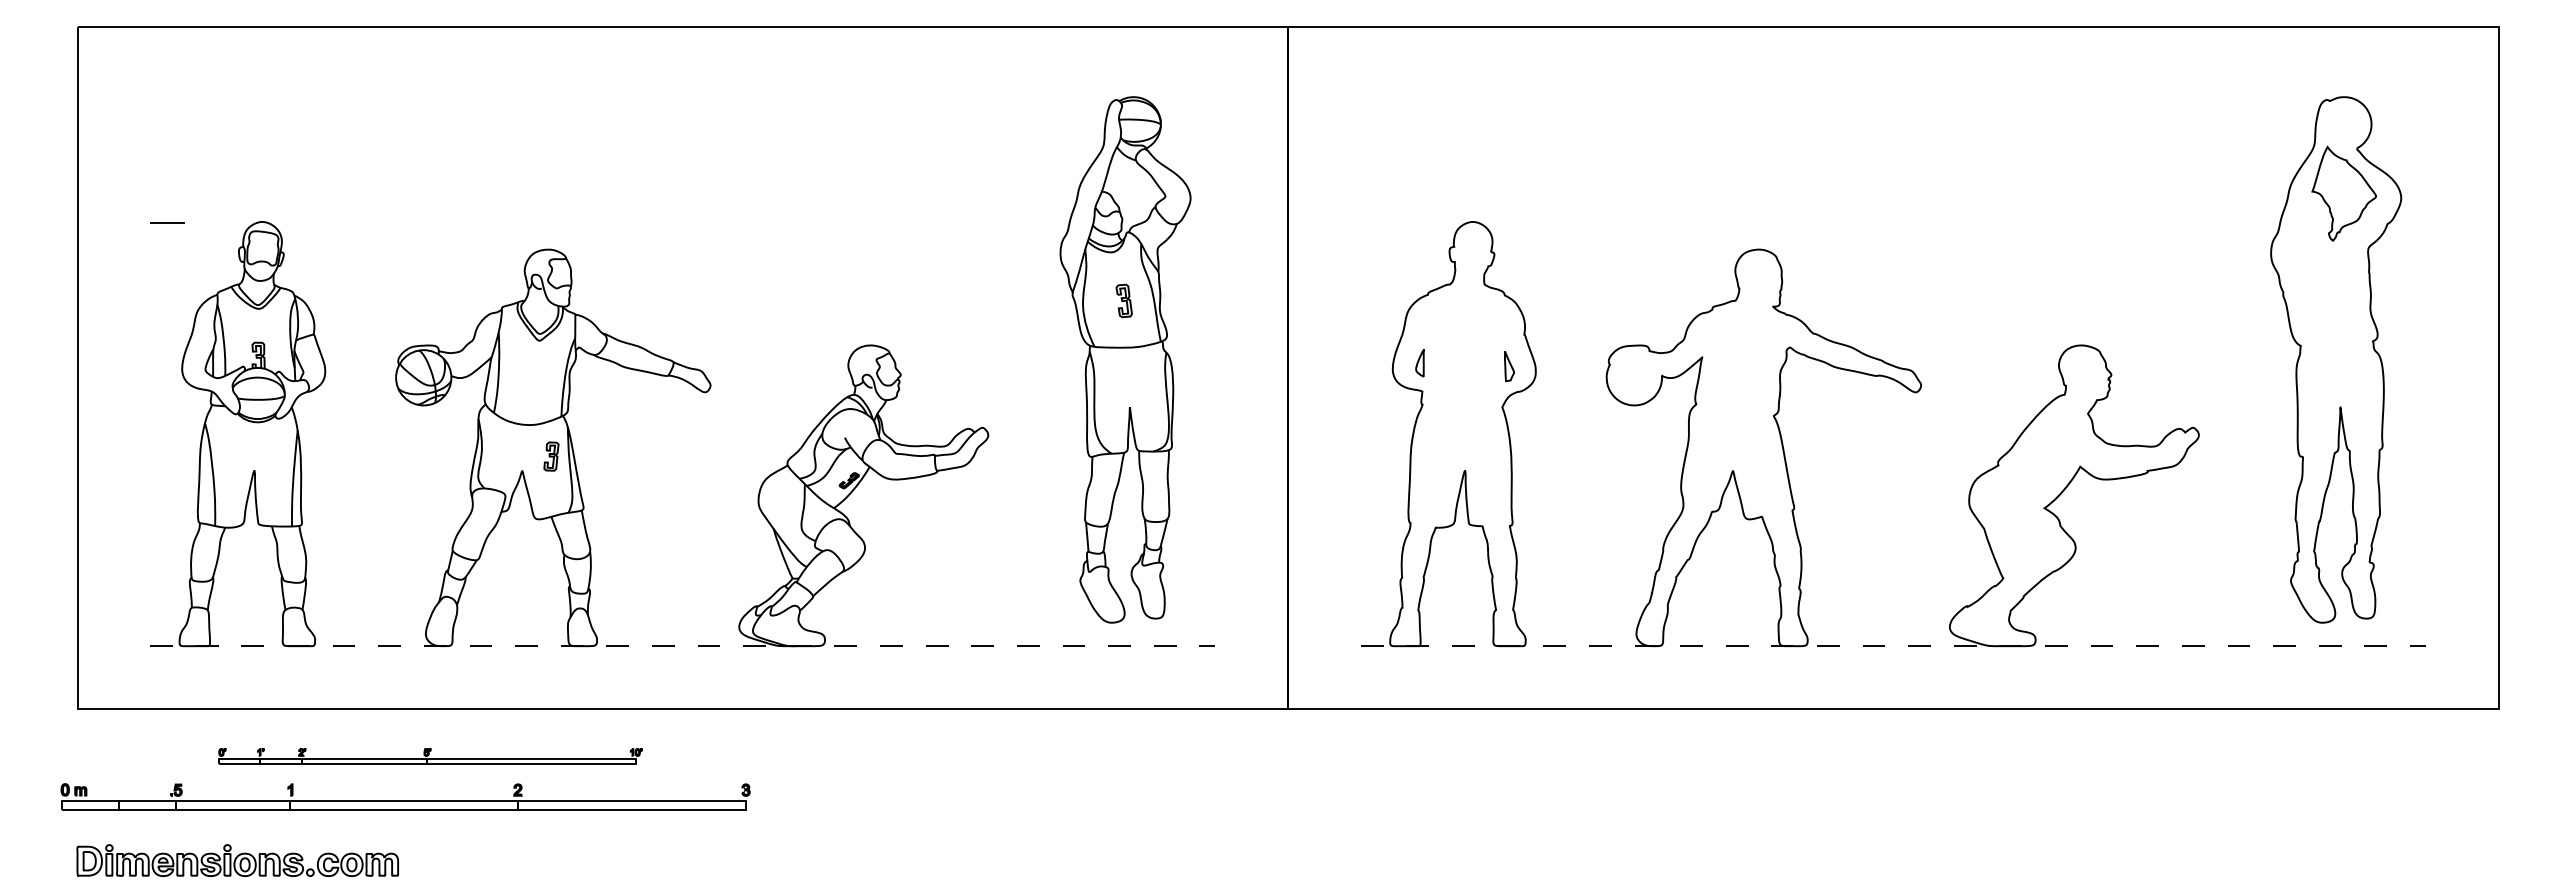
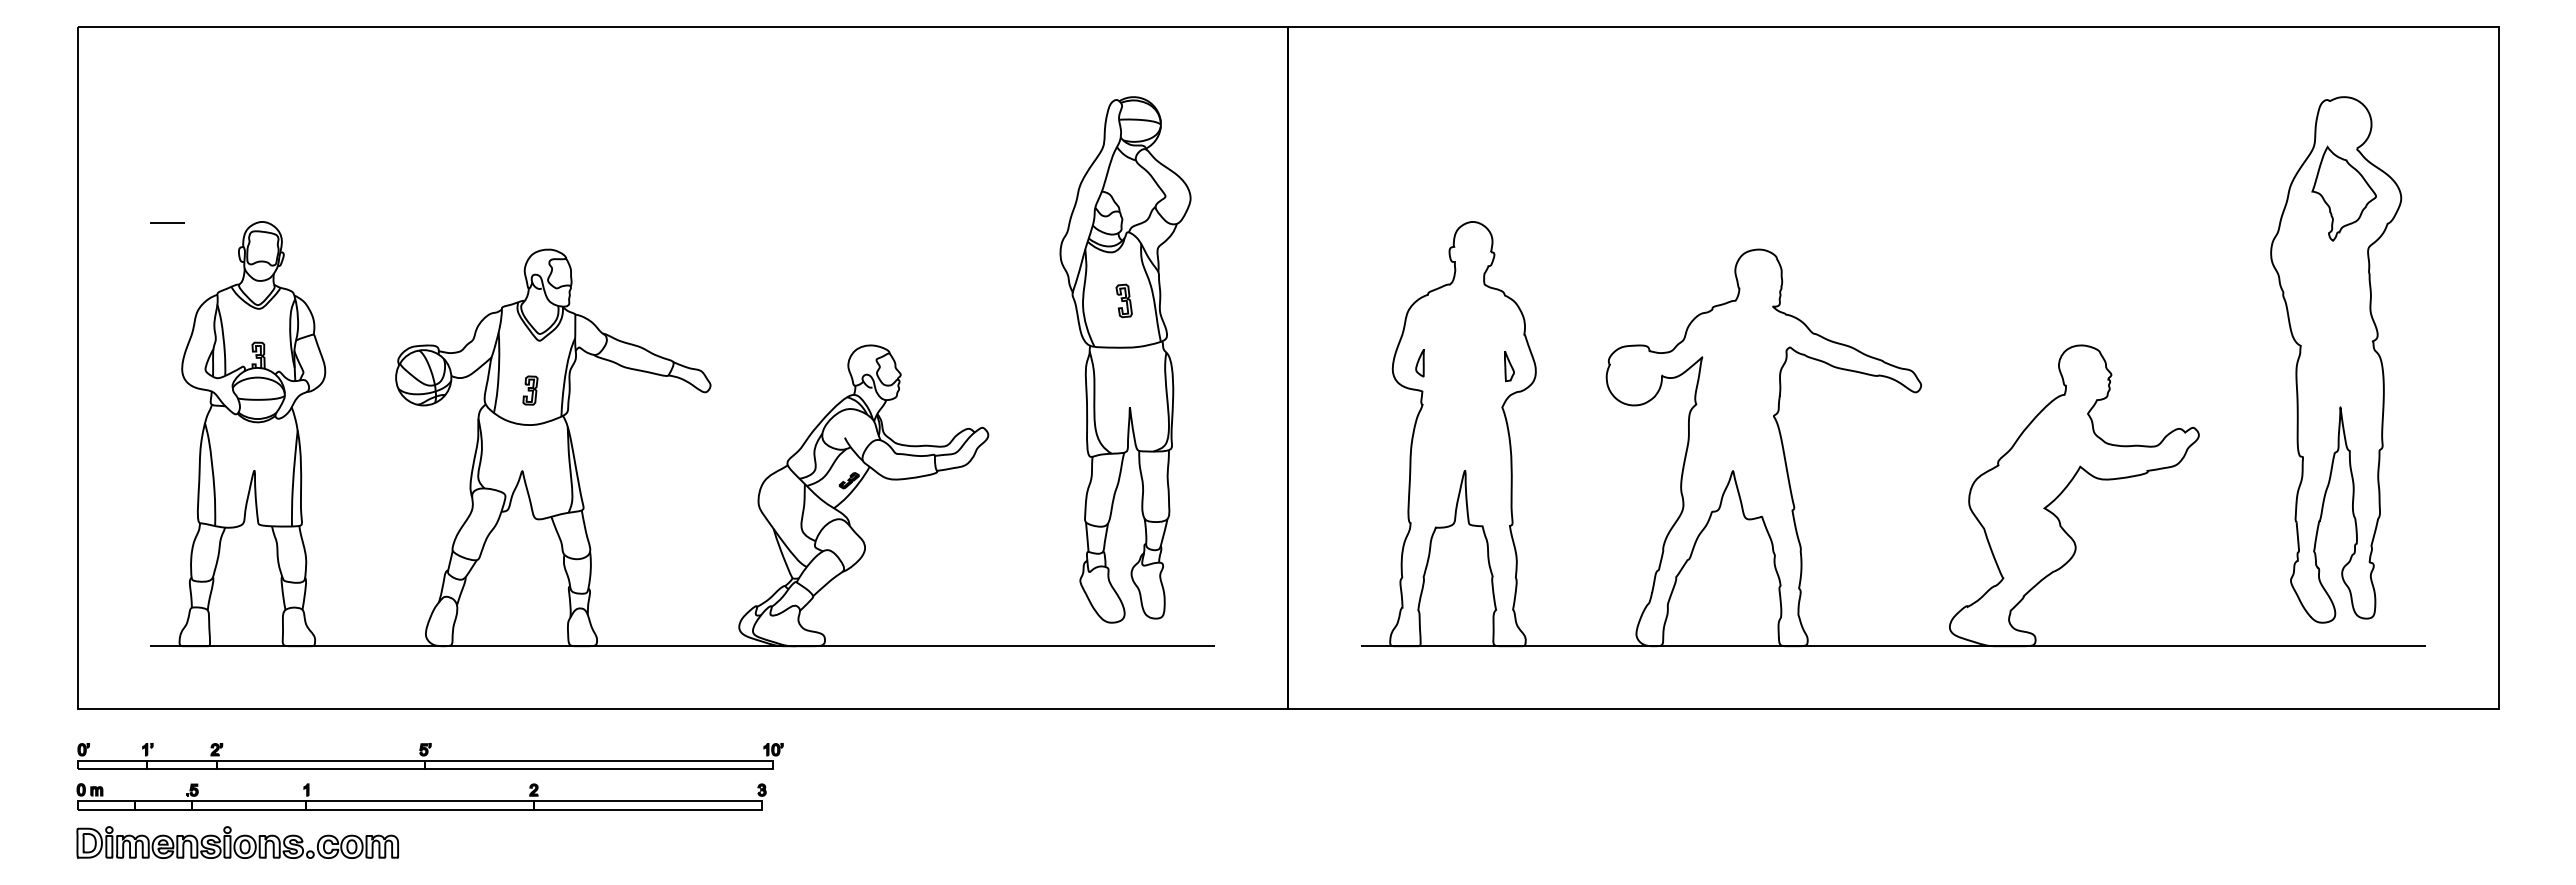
part position: (551, 456) -> (530, 390) (530, 390)
line: dashed -> solid (682, 646)
line: dashed -> solid (1893, 646)
part size: 425x17 px -> 707x27 px (430, 756)
part position: (405, 796) -> (421, 796) (421, 796)
part position: (237, 860) -> (237, 842) (237, 842)
